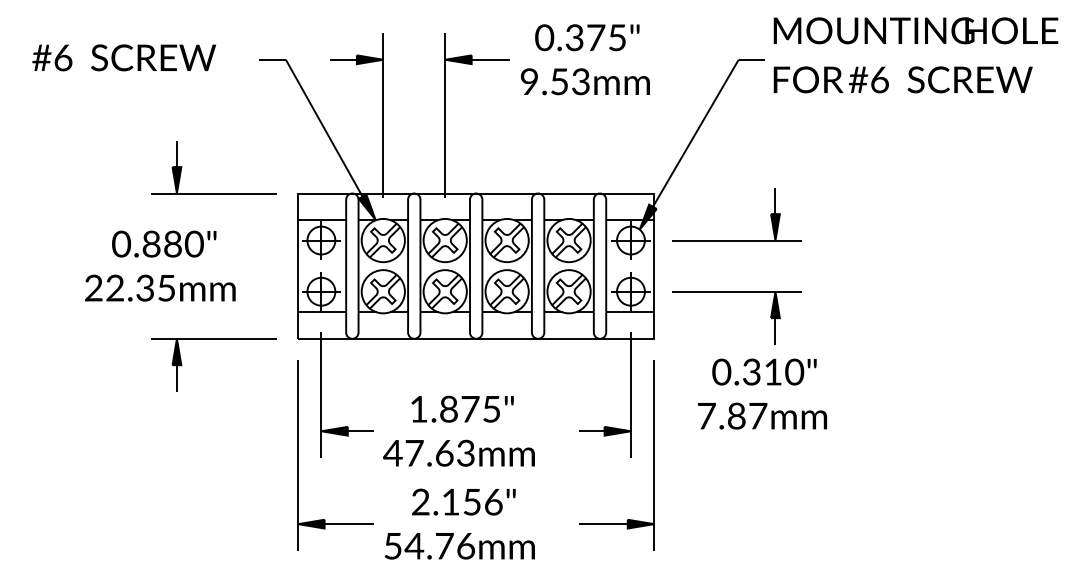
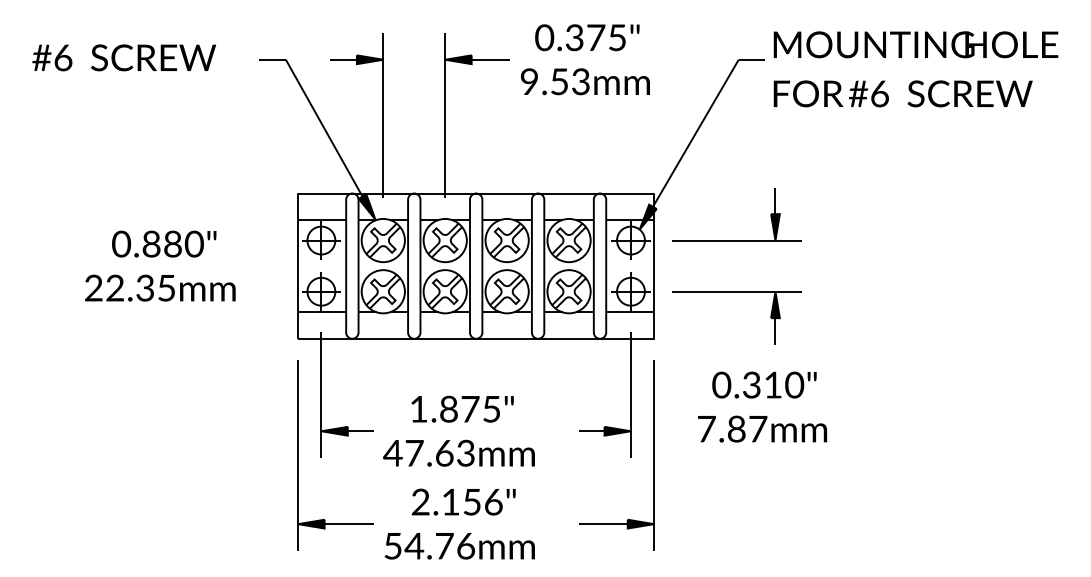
text position: (915, 55) -> (915, 69) (915, 69)
part: present -> none (213, 193)
part: present -> none (213, 339)
text position: (762, 393) -> (762, 406) (762, 406)
